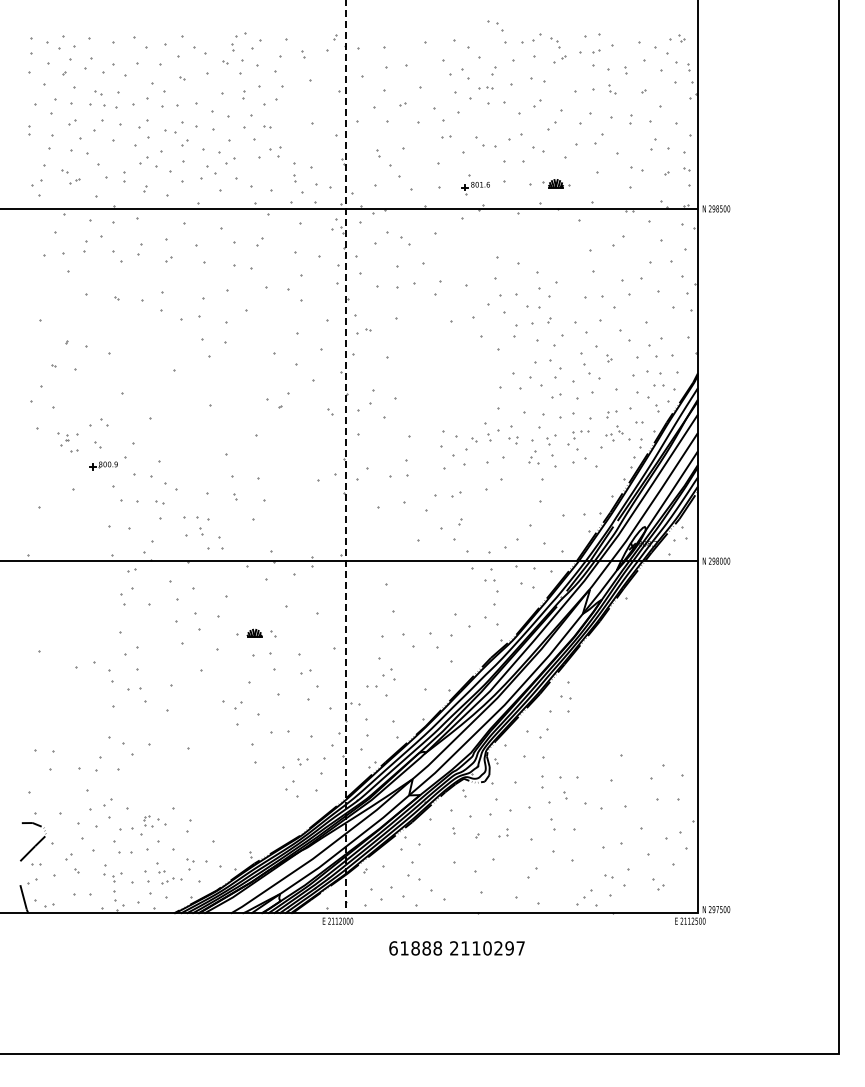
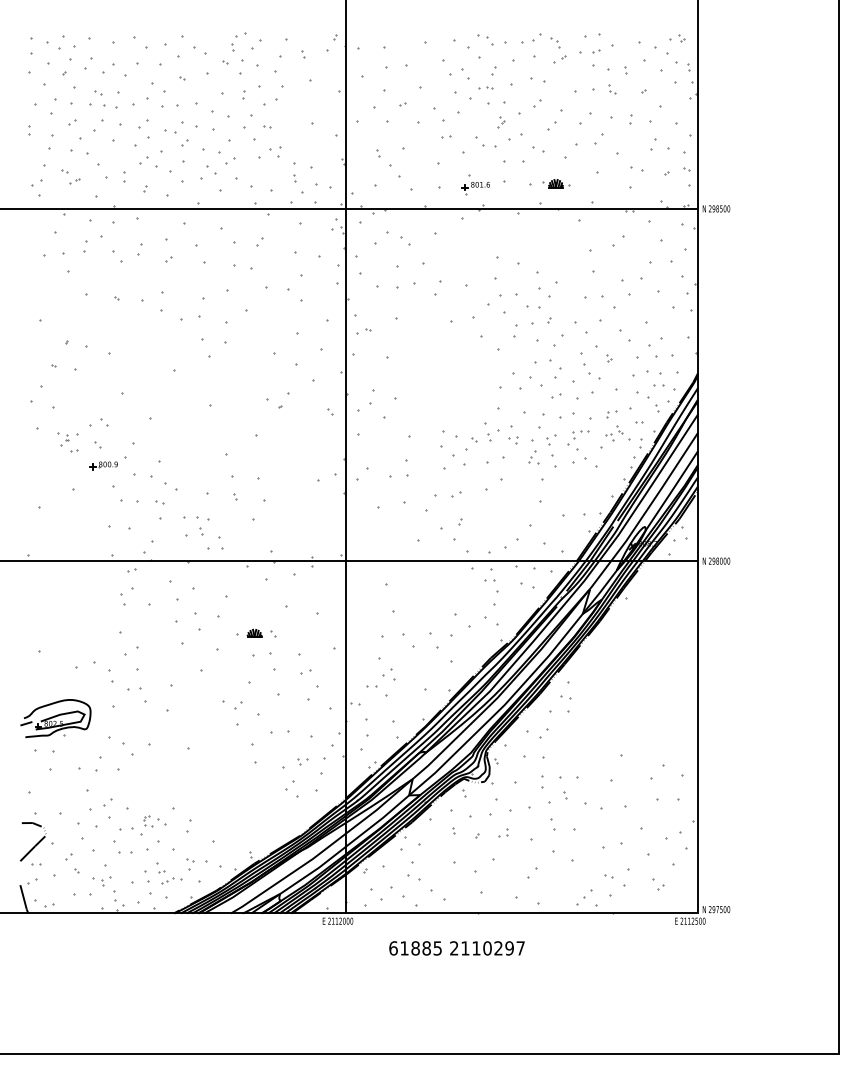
part position: (495, 25) -> (485, 39) (485, 39)
part: none -> present (501, 122)
line: dashed -> solid (345, 457)
part: none -> present (55, 718)
part position: (112, 877) -> (101, 881) (101, 881)
text: 61888 -> 61885 (437, 948)
